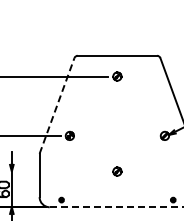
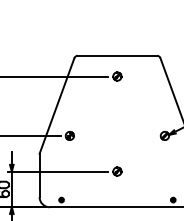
line: dashed -> solid (57, 105)
line: none -> present (57, 171)
line: dashed -> solid (116, 207)
